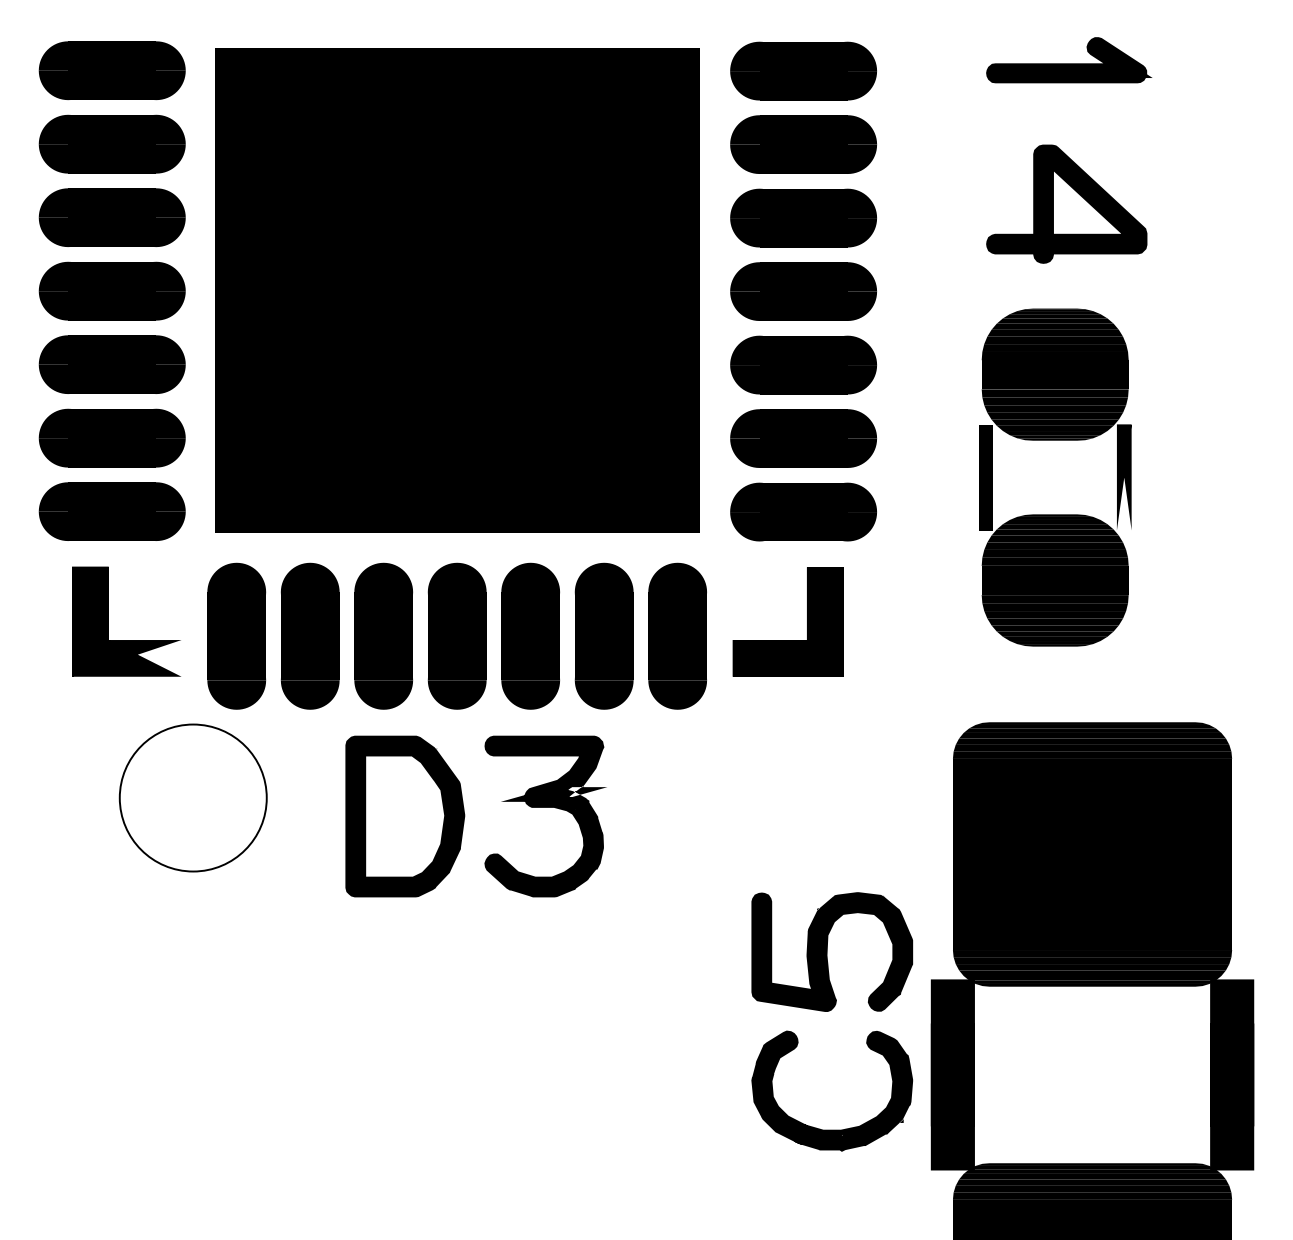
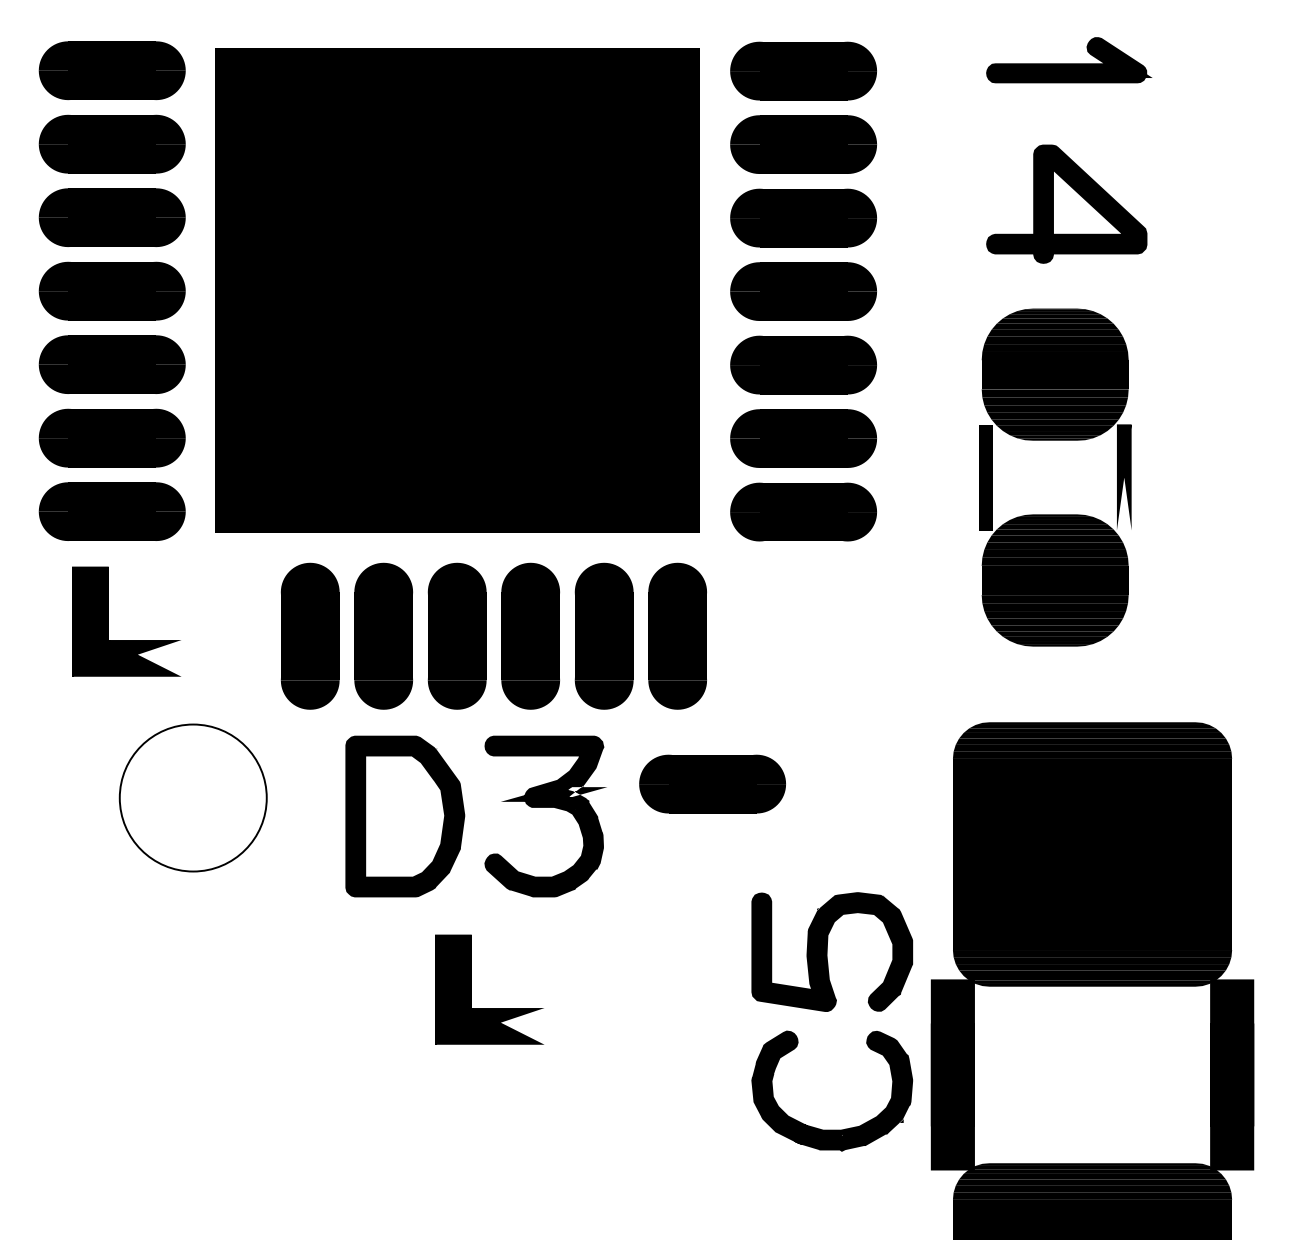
part: present -> none (236, 635)
part: present -> none (787, 640)
part: none -> present (712, 783)
part: none -> present (471, 989)
